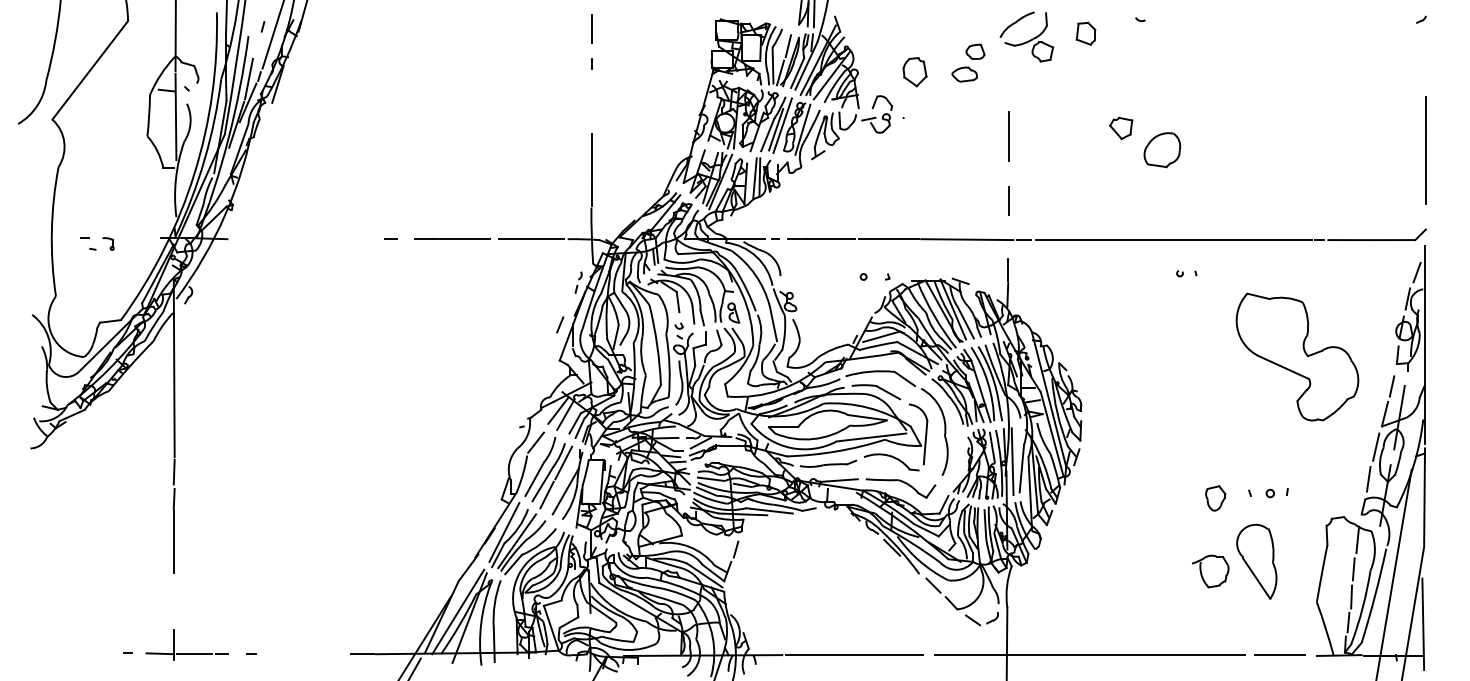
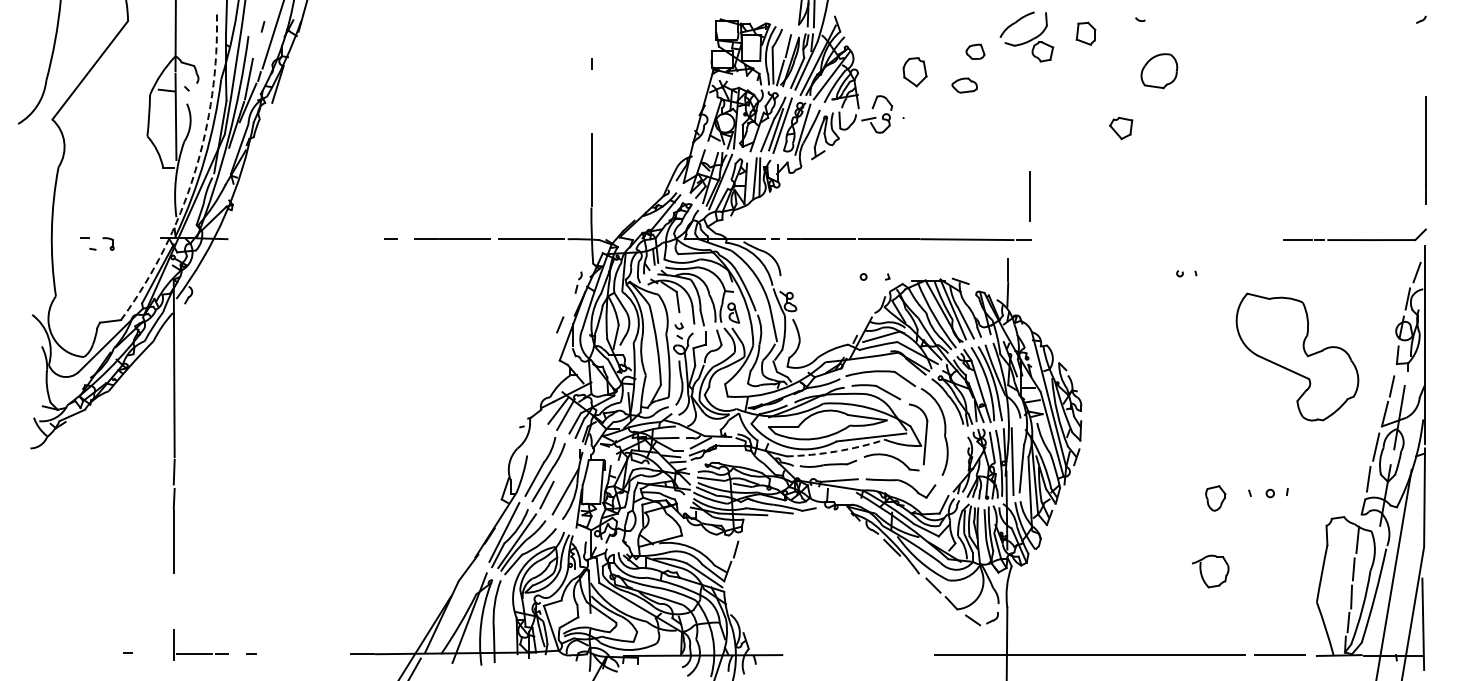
line: present -> none (591, 28)
part position: (964, 74) -> (964, 85) (964, 85)
line position: (1008, 136) -> (1029, 196) (1029, 196)
part position: (1162, 150) -> (1159, 71) (1159, 71)
arc: solid -> dashed (194, 174)
line: present -> none (1009, 201)
line: present -> none (1158, 240)
line: present -> none (535, 442)
arc: solid -> dashed (836, 451)
line: present -> none (563, 462)
part: present -> none (1256, 561)
line: present -> none (458, 611)
line: present -> none (159, 653)
line: present -> none (853, 655)
